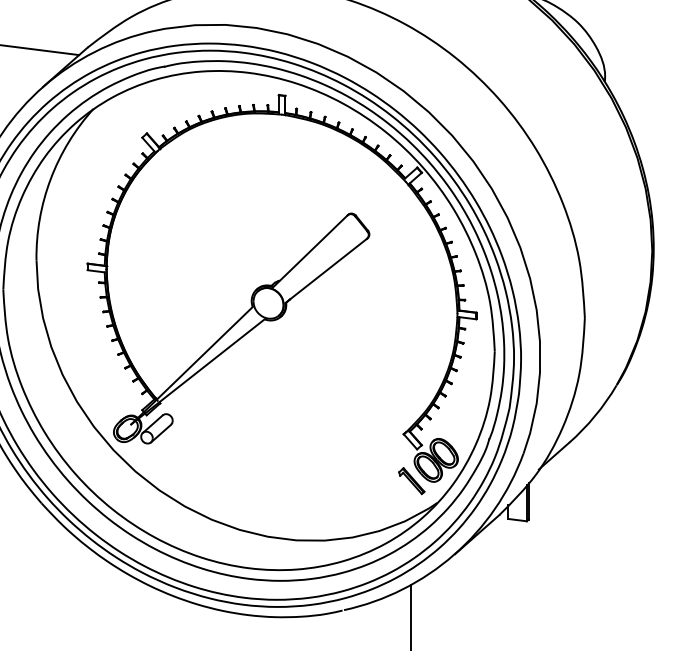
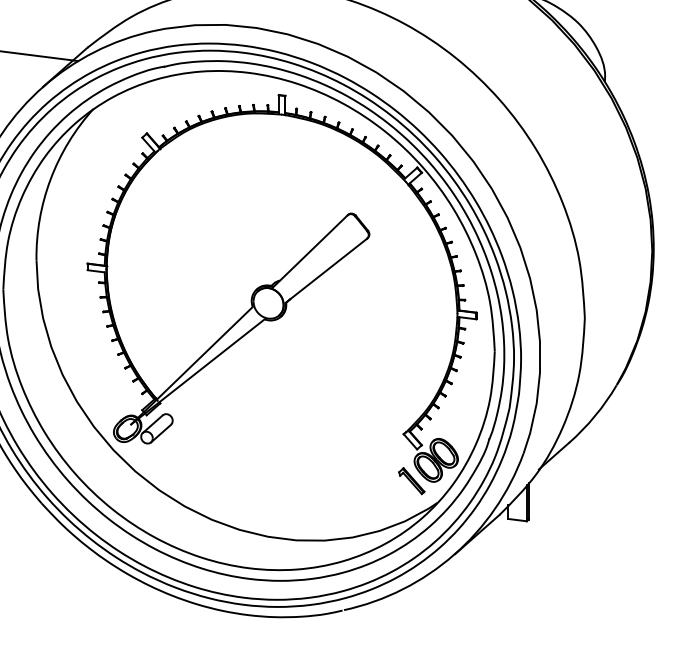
line position: (40, 50) -> (40, 56) (40, 56)
line: present -> none (411, 616)
